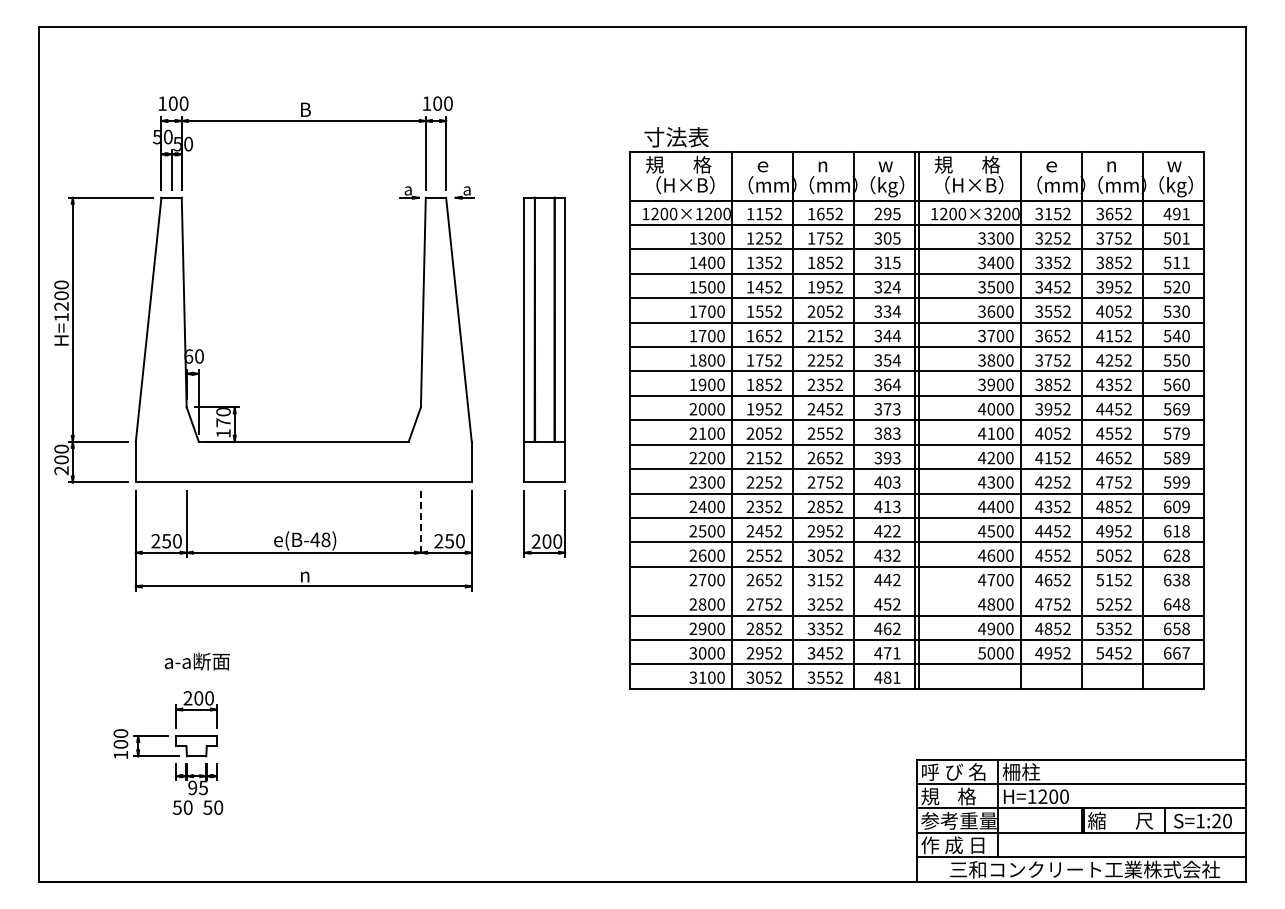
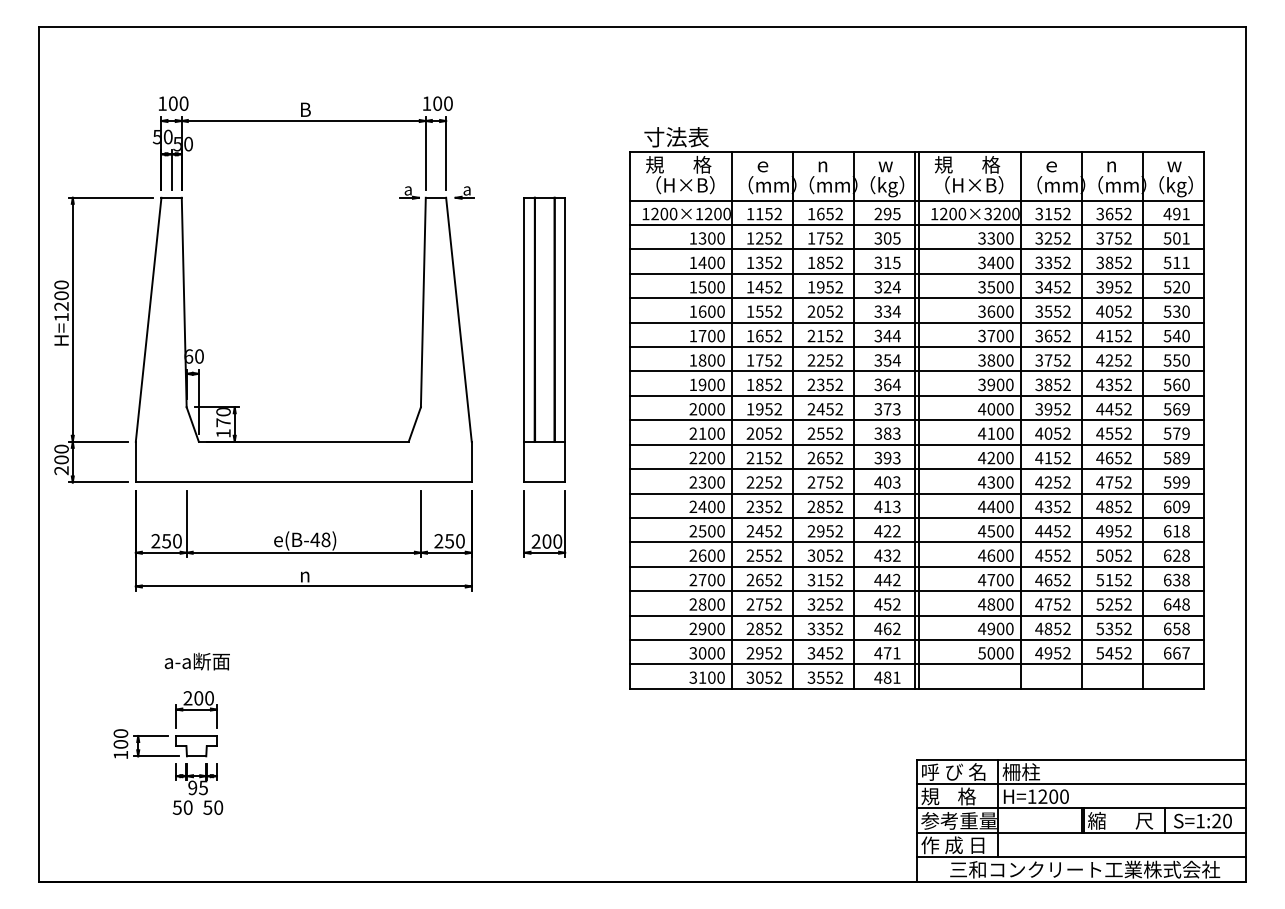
text: 1700 -> 1600 (702, 311)
line: dashed -> solid (420, 524)
line: none -> present (916, 591)
